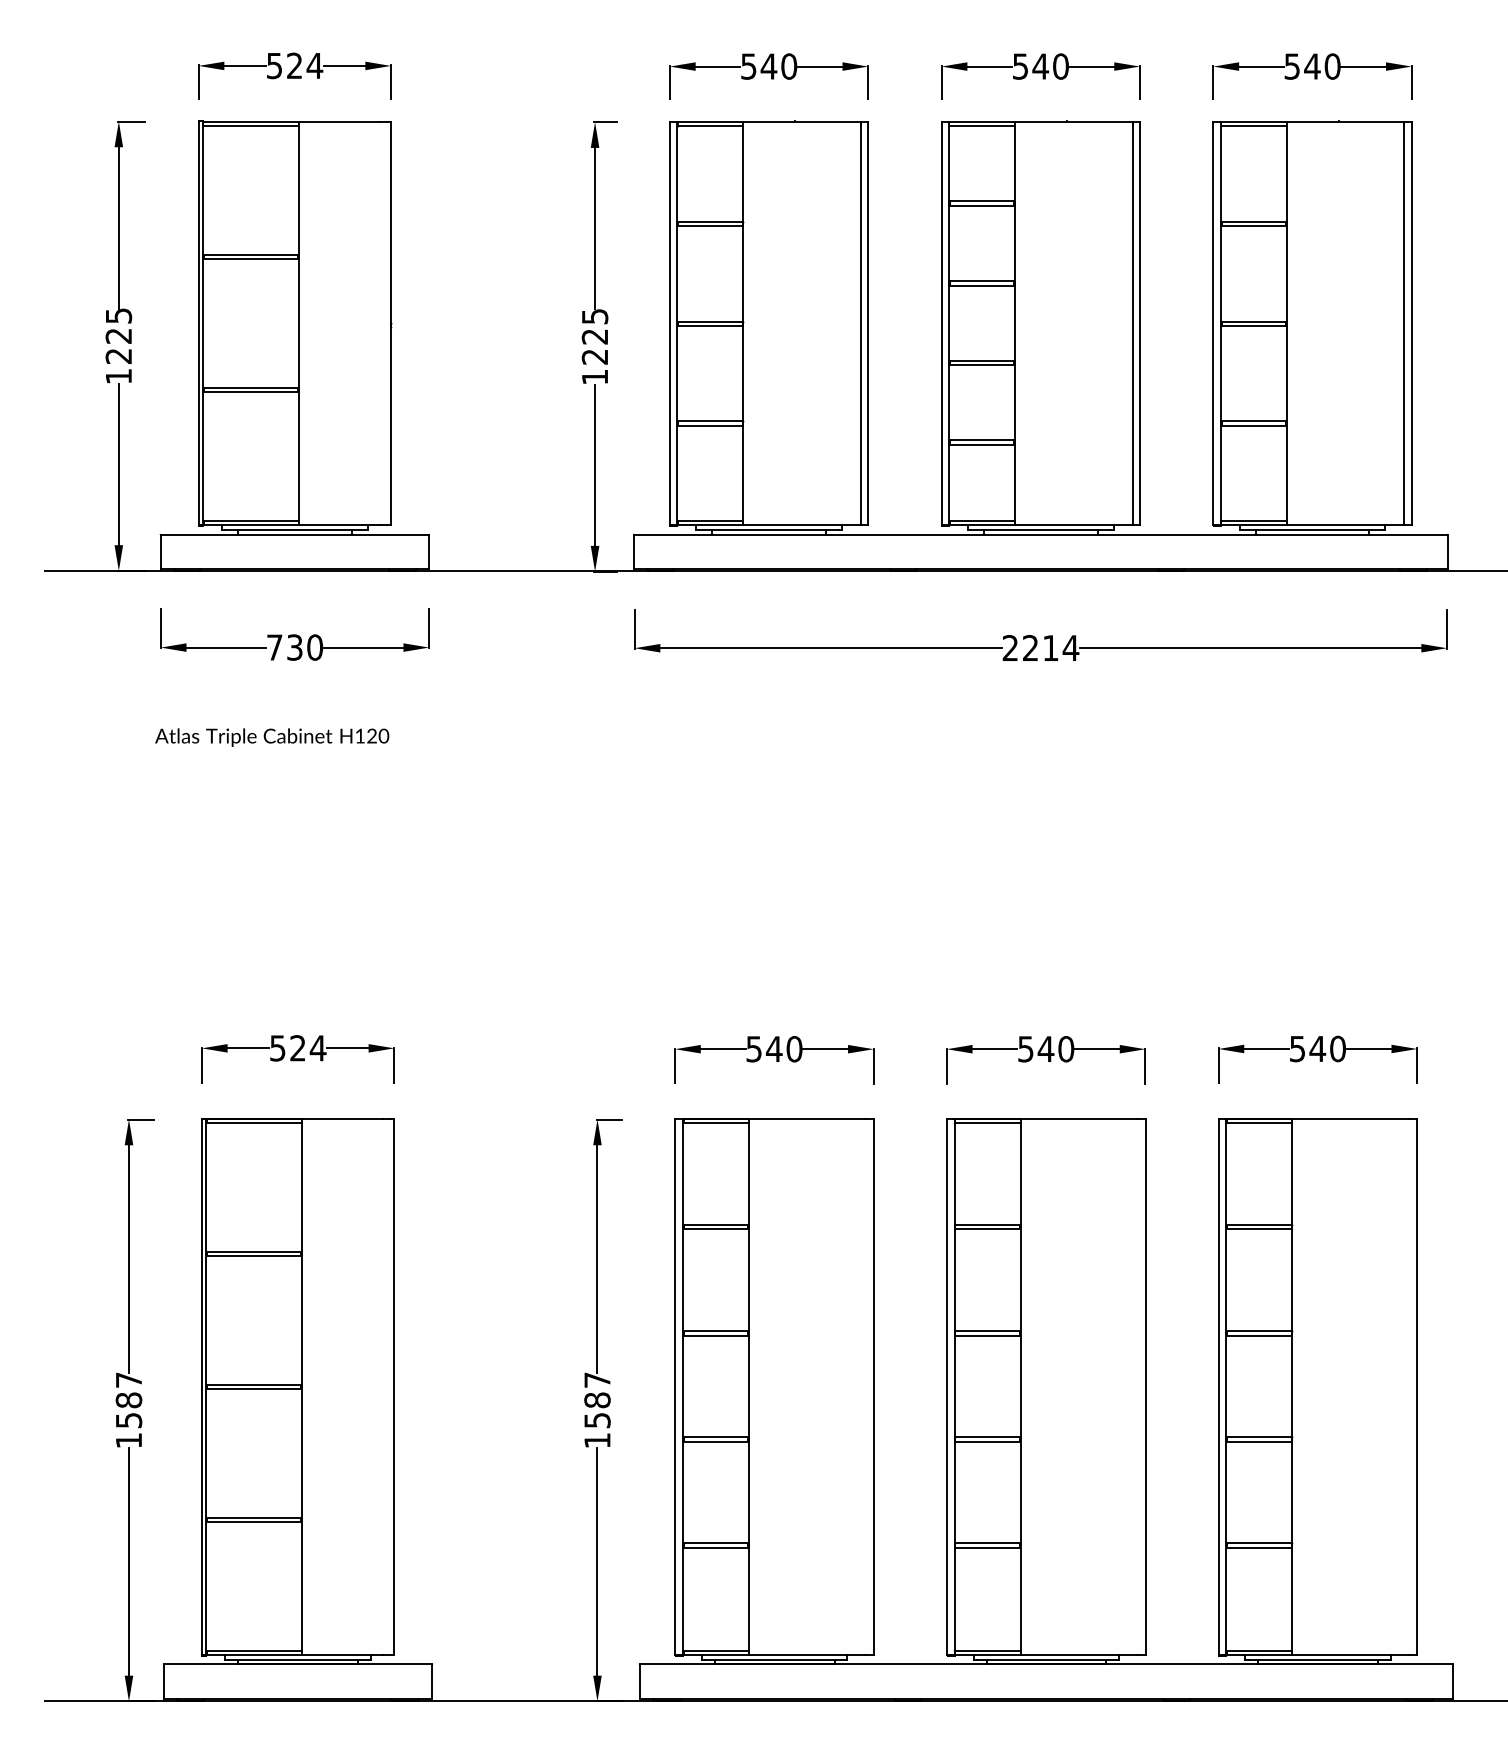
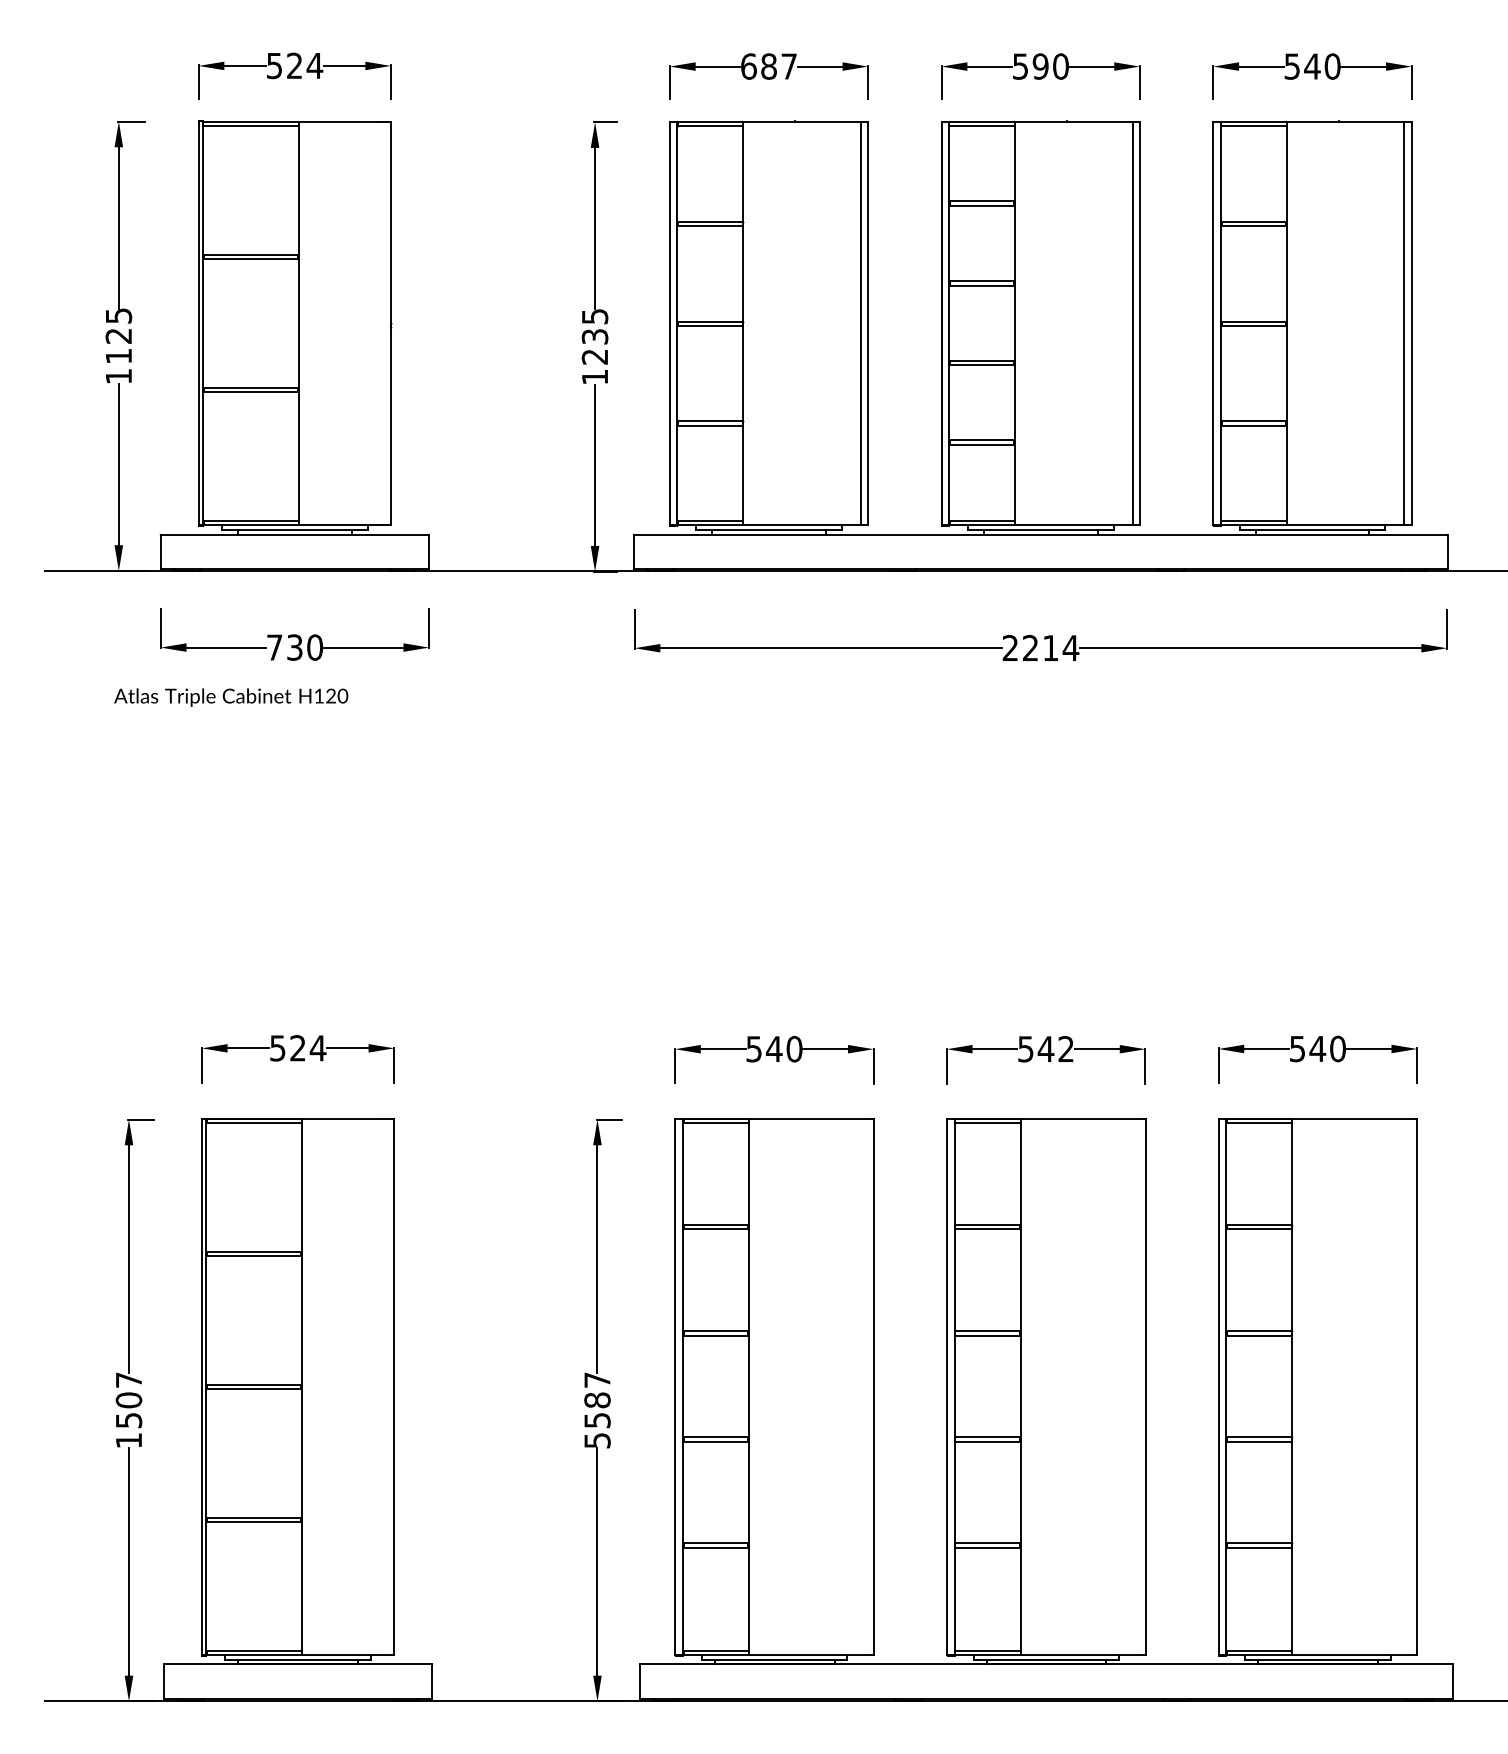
text: 540 -> 687 (769, 66)
text: 540 -> 590 (1040, 66)
text: 1225 -> 1235 (595, 336)
text: 1225 -> 1125 (118, 356)
text position: (272, 737) -> (231, 697) (231, 697)
text: 540 -> 542 (1066, 1049)
text: 1587 -> 1507 (128, 1400)
text: 1587 -> 5587 (597, 1440)
